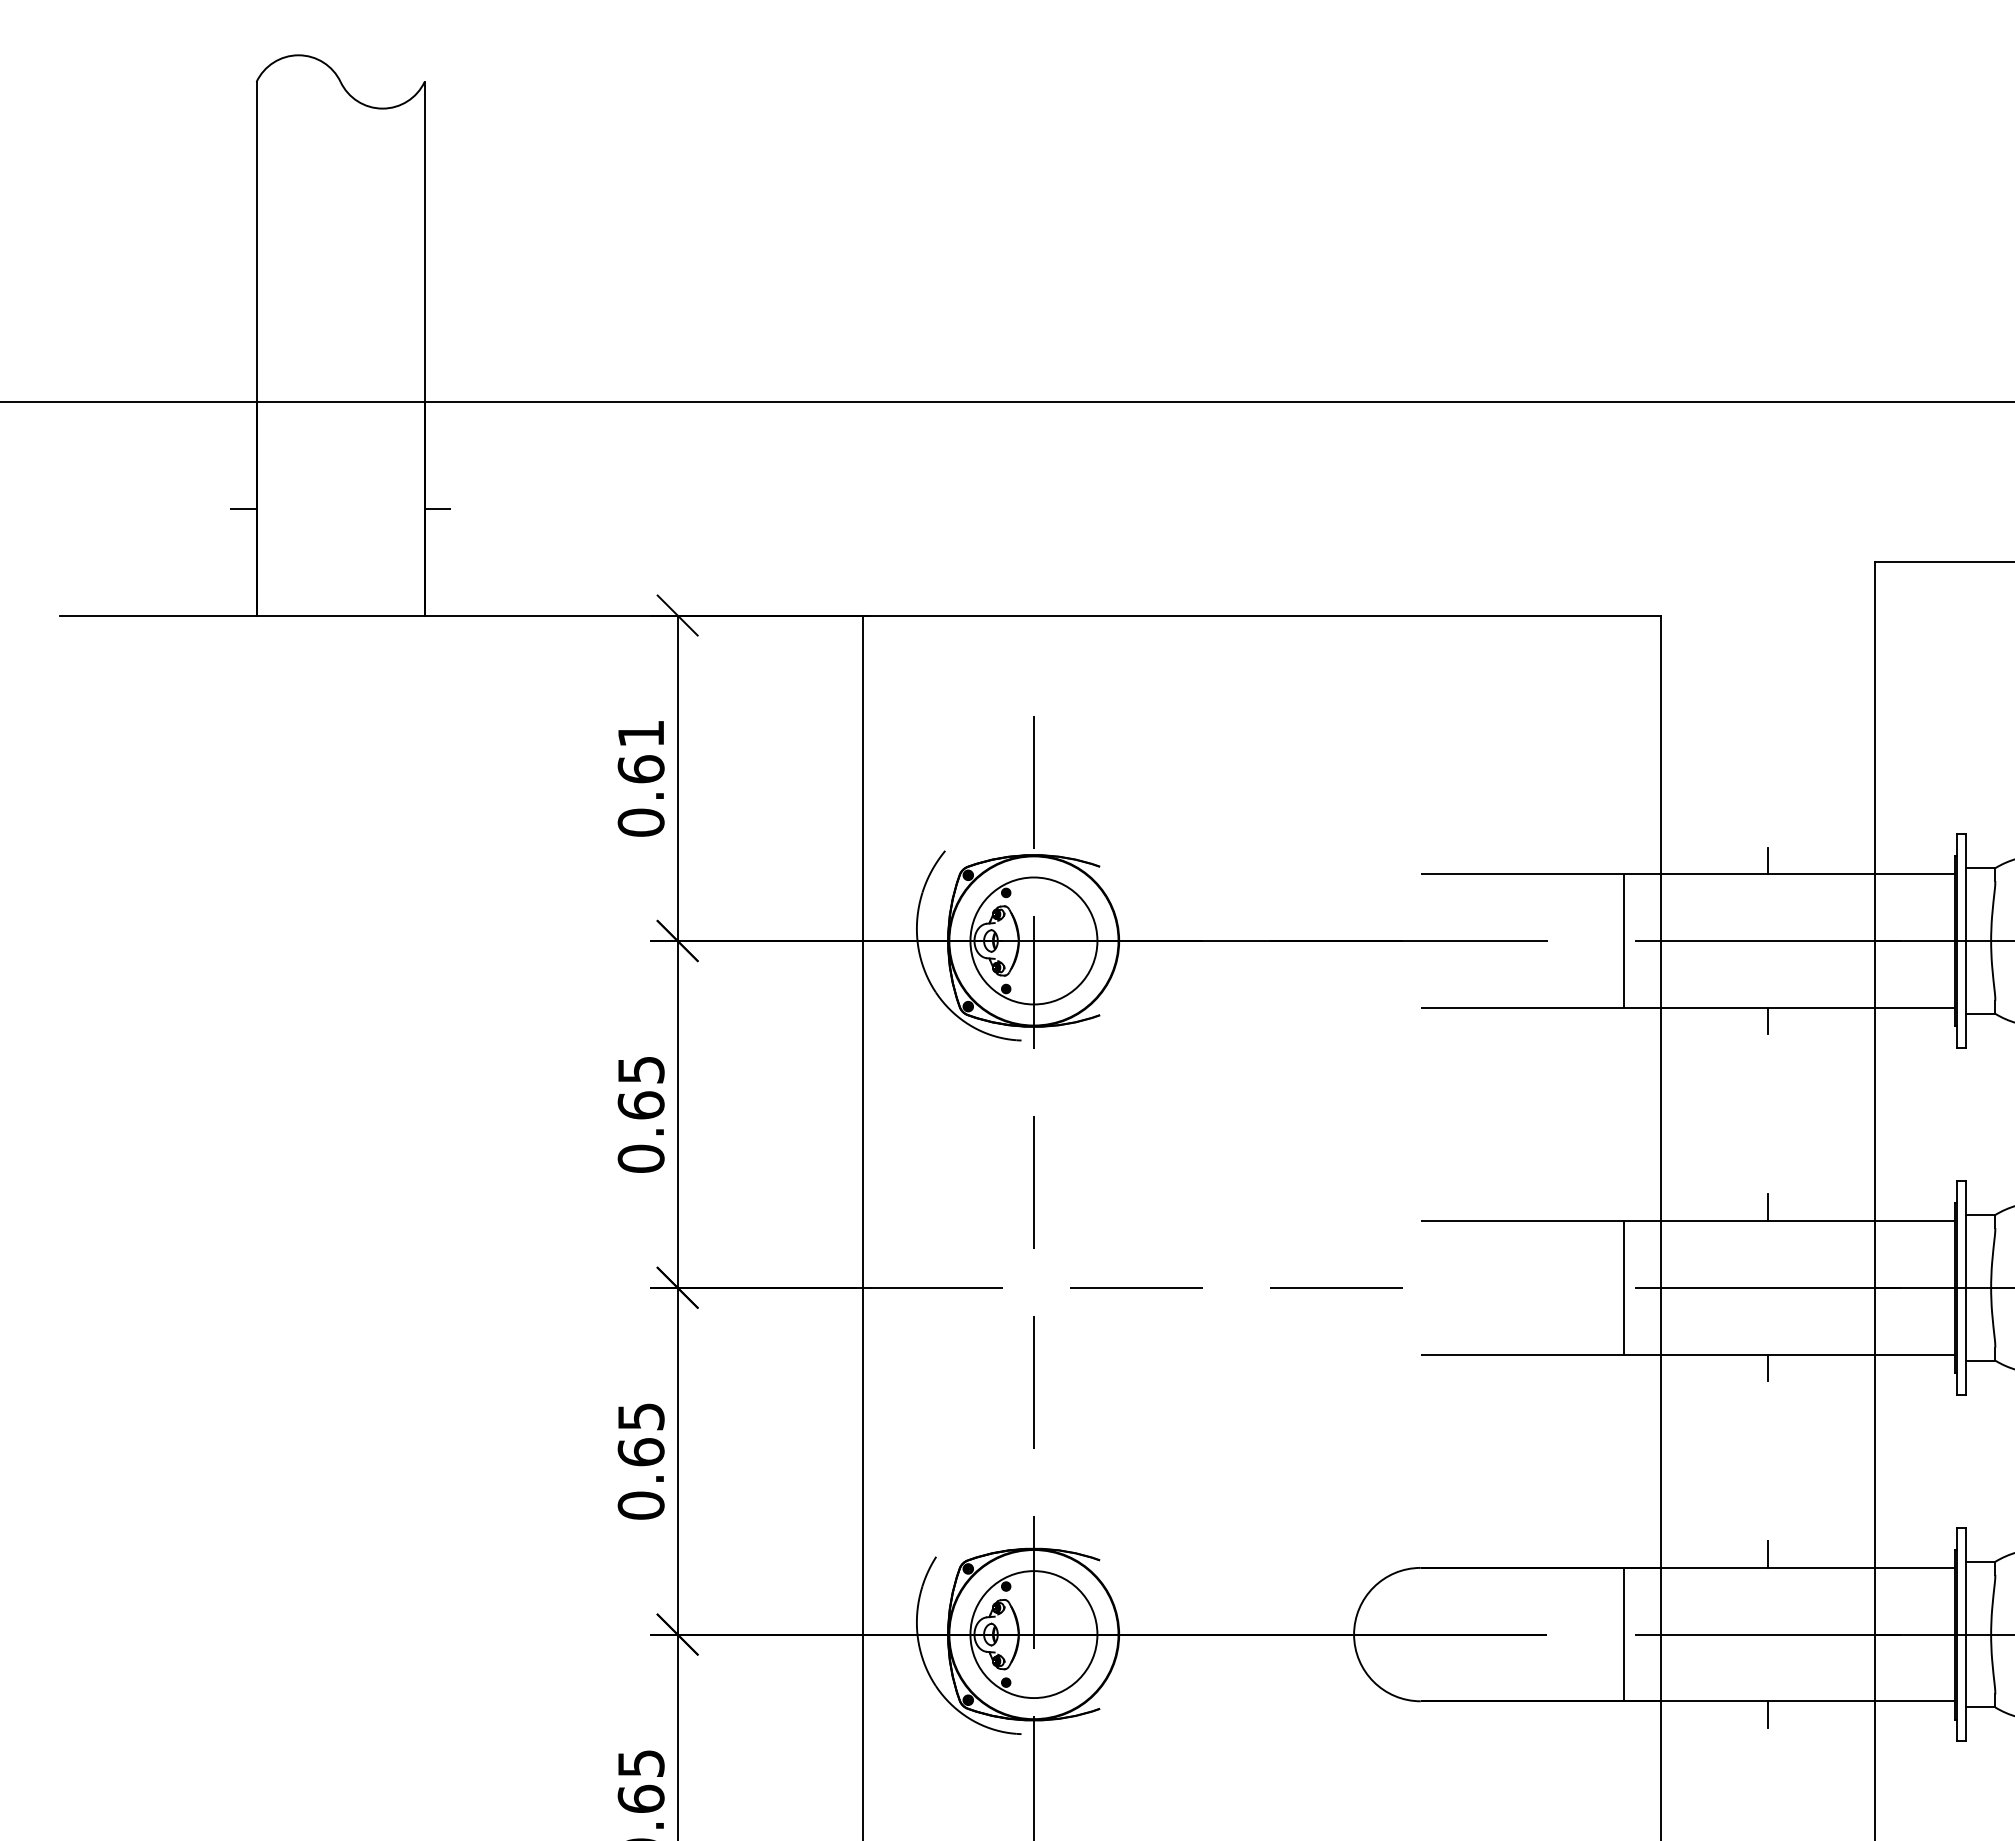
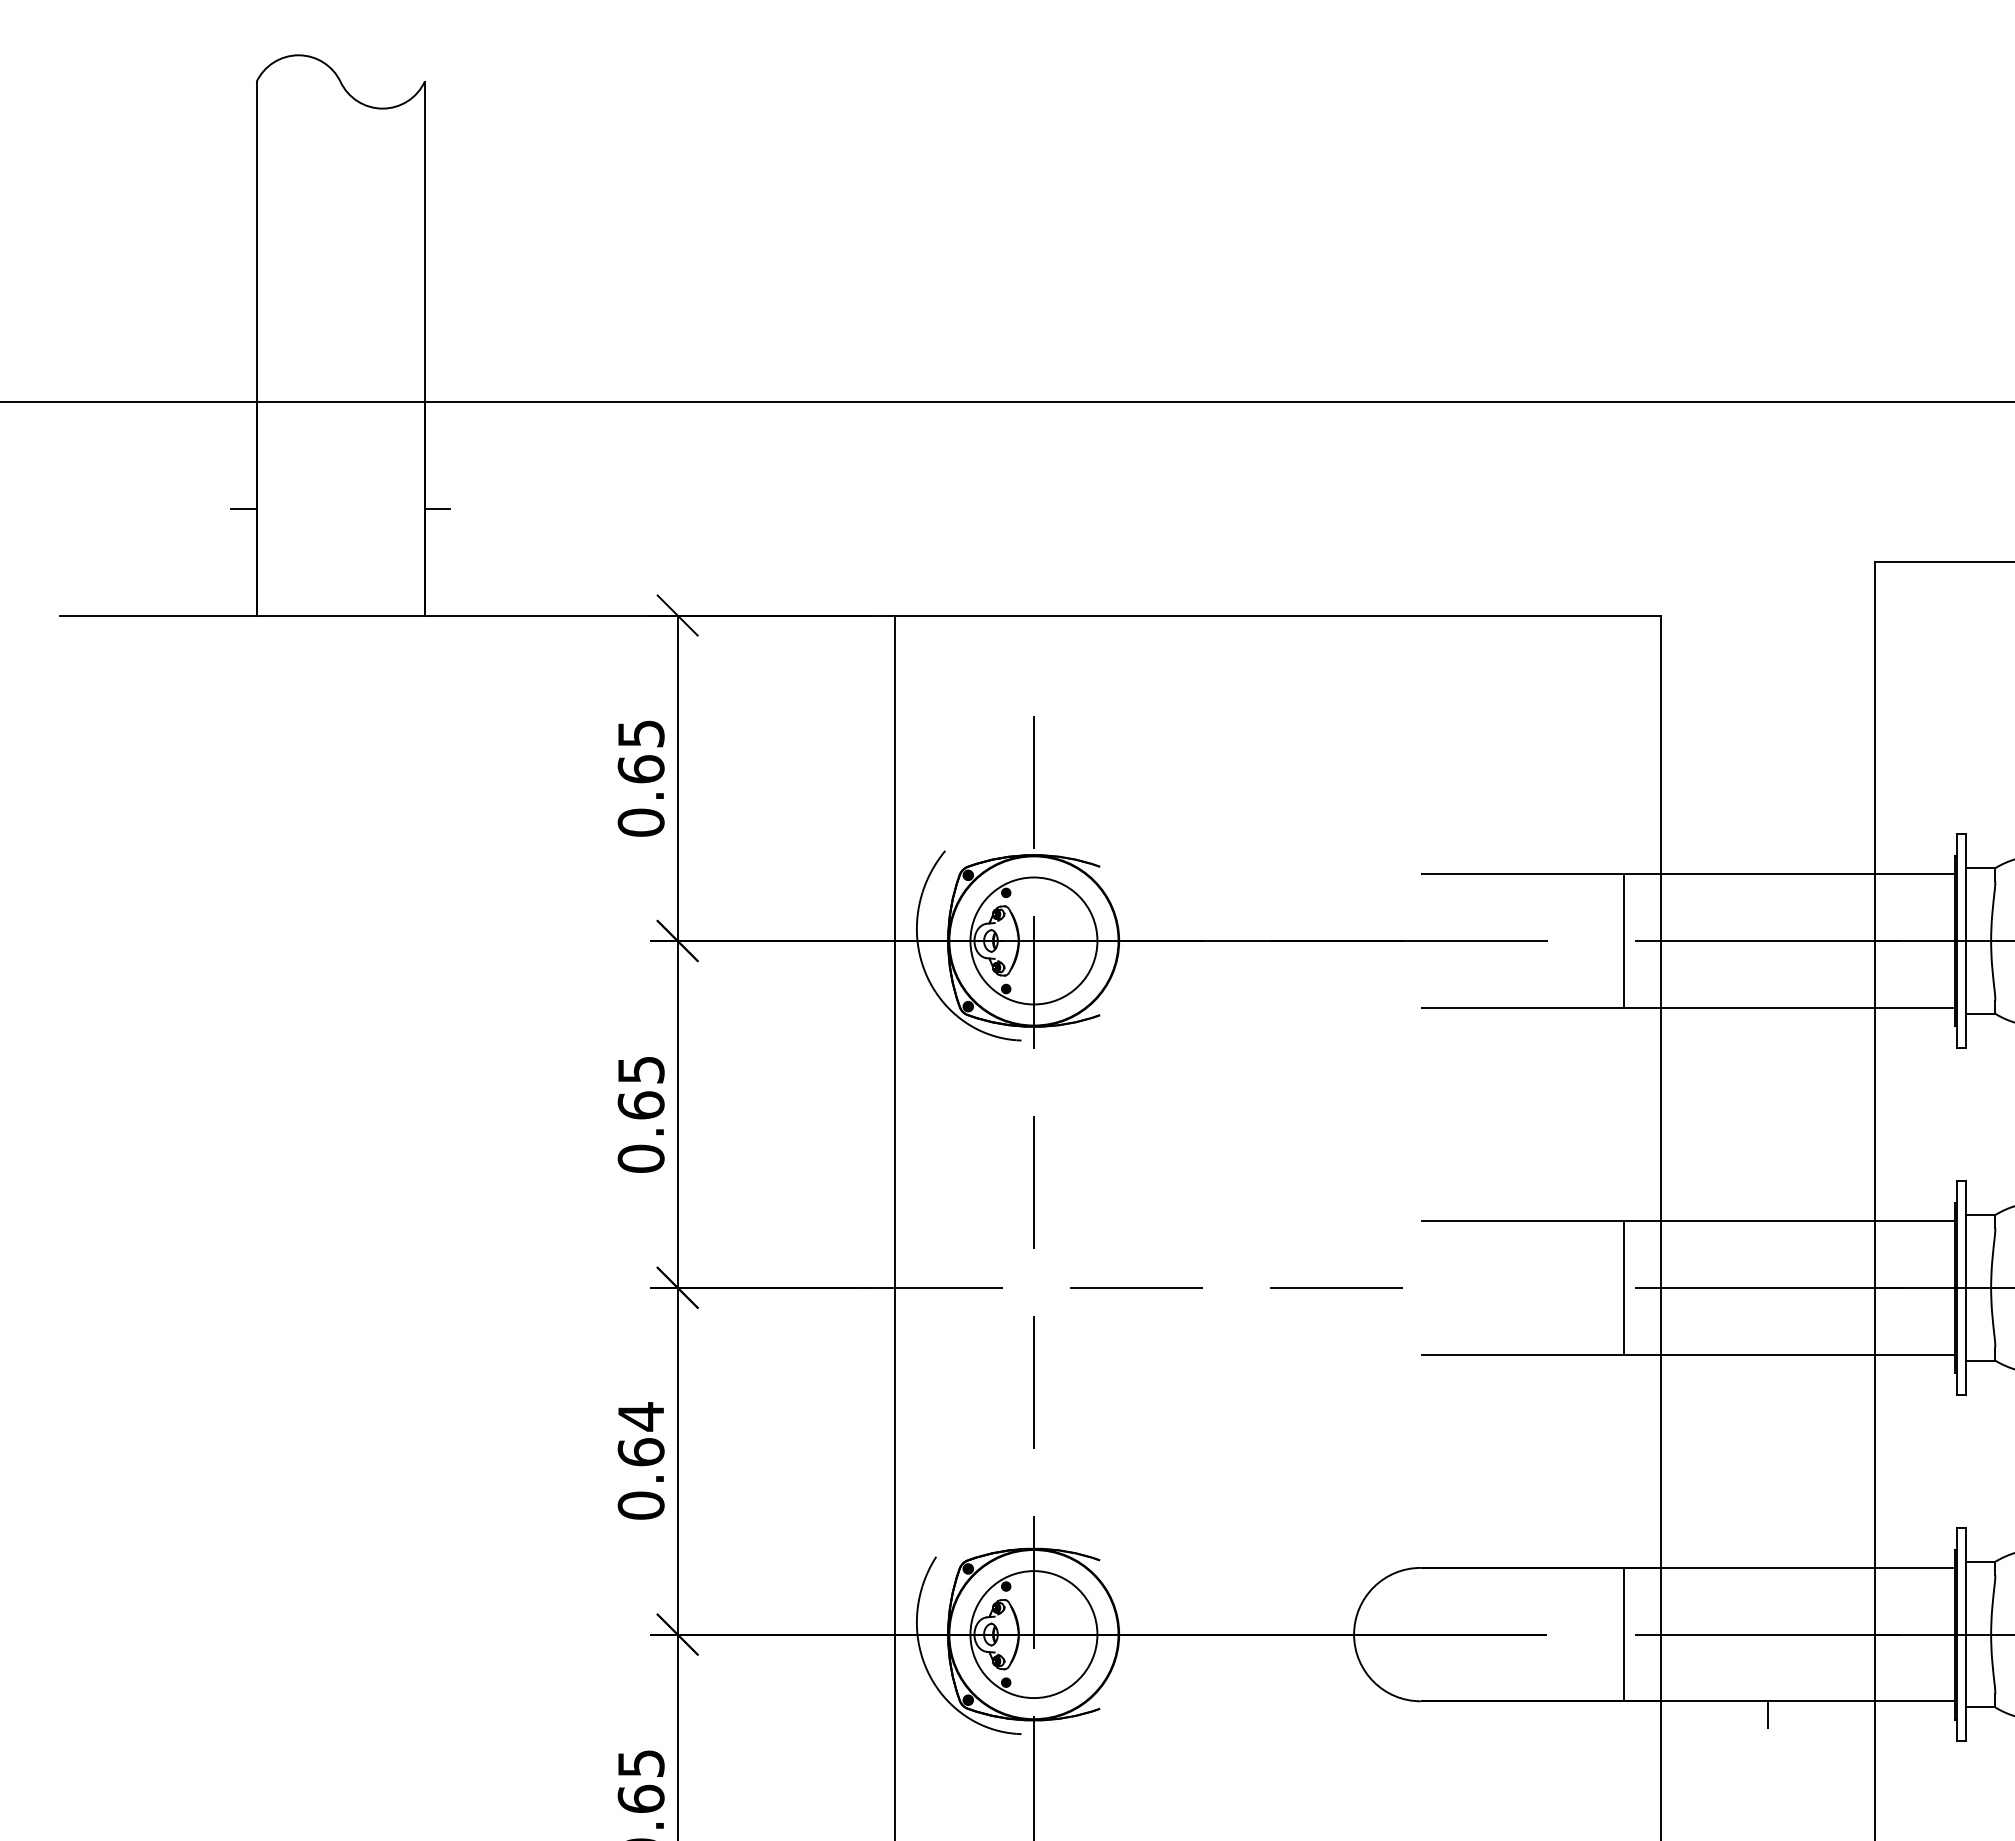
text: 0.61 -> 0.65 (641, 733)
line: present -> none (1767, 860)
line: present -> none (1767, 1020)
line: present -> none (1767, 1207)
line position: (863, 1226) -> (895, 1226) (895, 1226)
line: present -> none (1767, 1367)
text: 0.65 -> 0.64 (641, 1416)
line: present -> none (1767, 1554)
